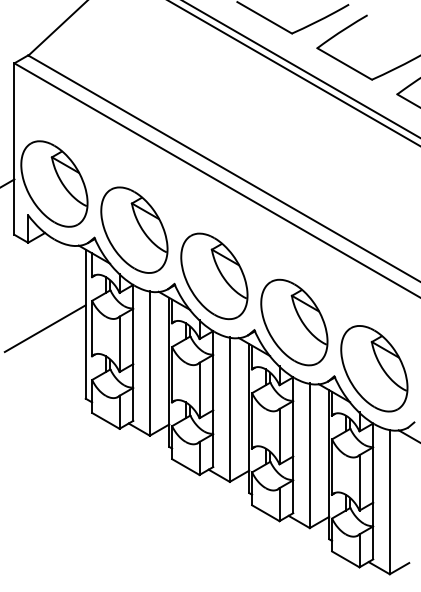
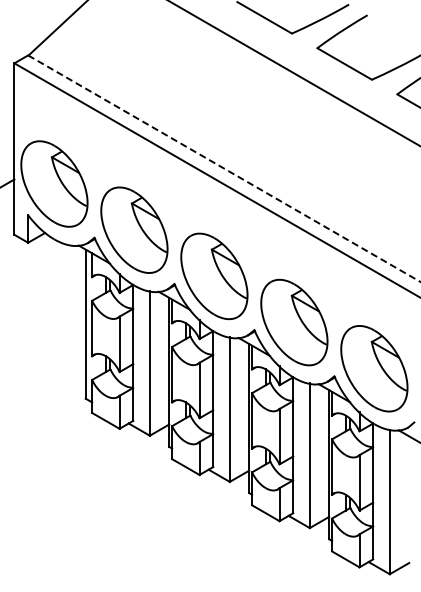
line: present -> none (301, 69)
line: solid -> dashed (224, 168)
line: present -> none (44, 328)
